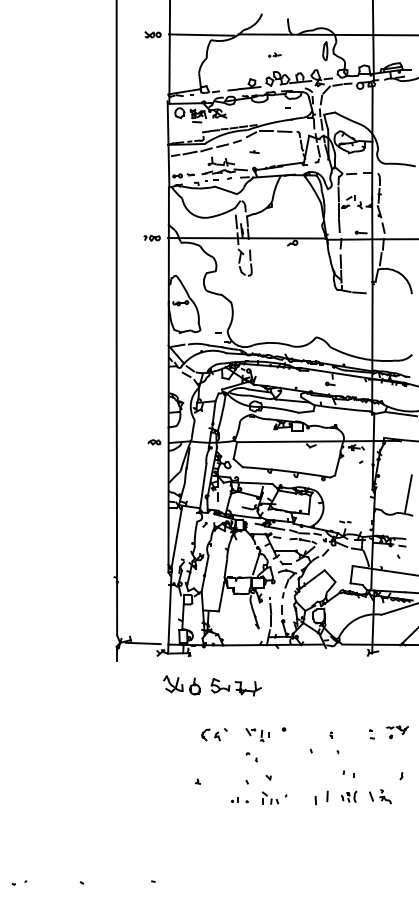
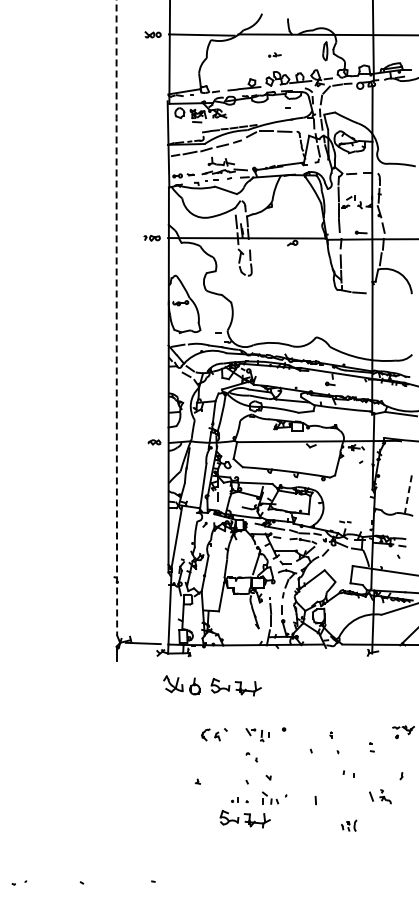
part: present -> none (254, 151)
arc: solid -> dashed (116, 318)
line: solid -> dashed (408, 494)
part position: (397, 732) -> (403, 732) (403, 732)
part position: (371, 734) -> (371, 747) (371, 747)
line: present -> none (327, 796)
part position: (349, 796) -> (349, 825) (349, 825)
part: none -> present (244, 819)
